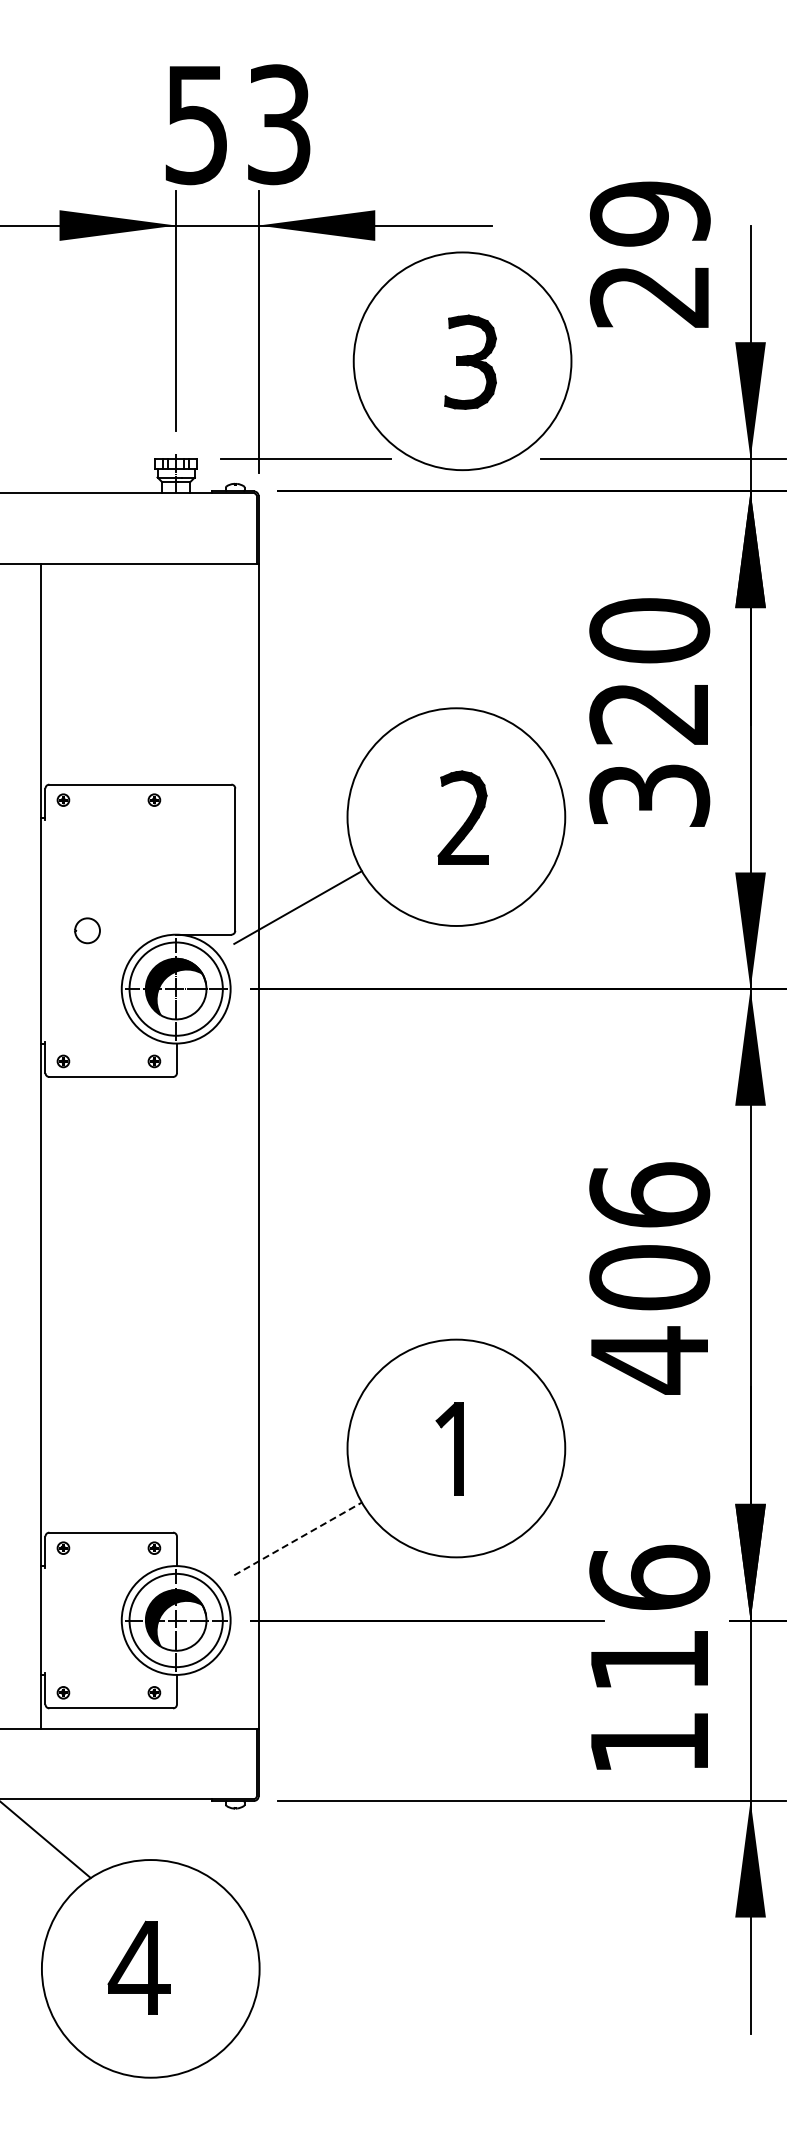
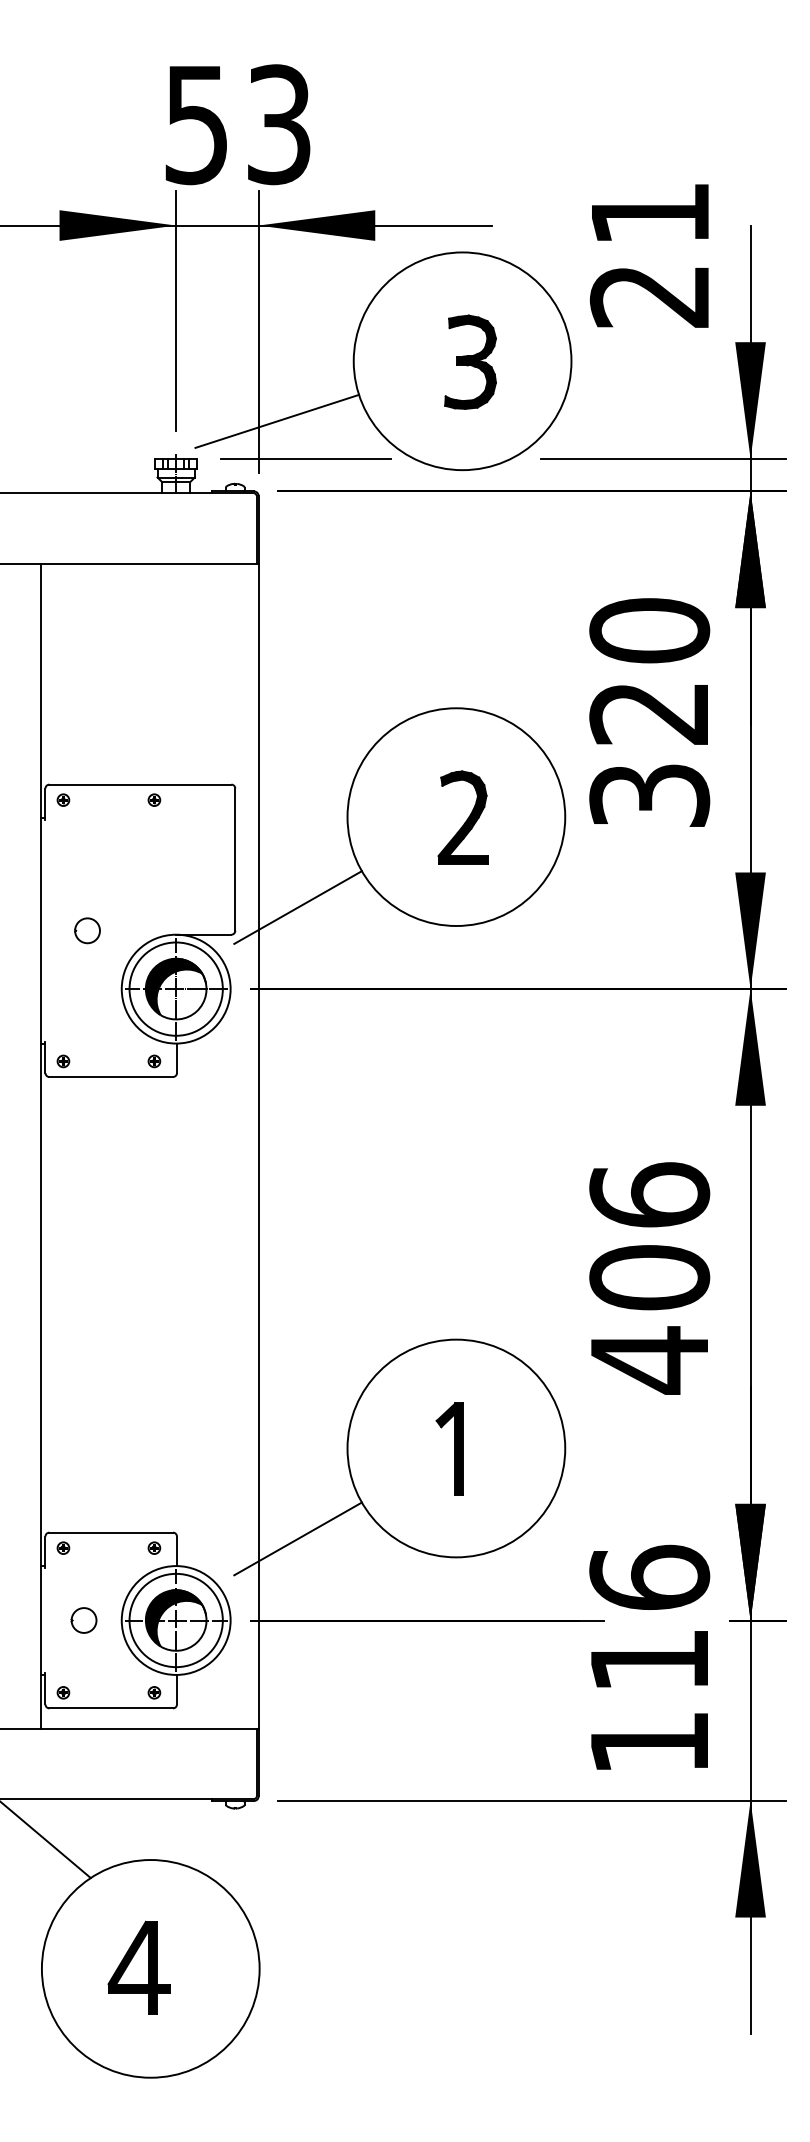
text: 29 -> 21 (649, 213)
line: none -> present (277, 420)
line: dashed -> solid (298, 1538)
part: none -> present (83, 1620)
